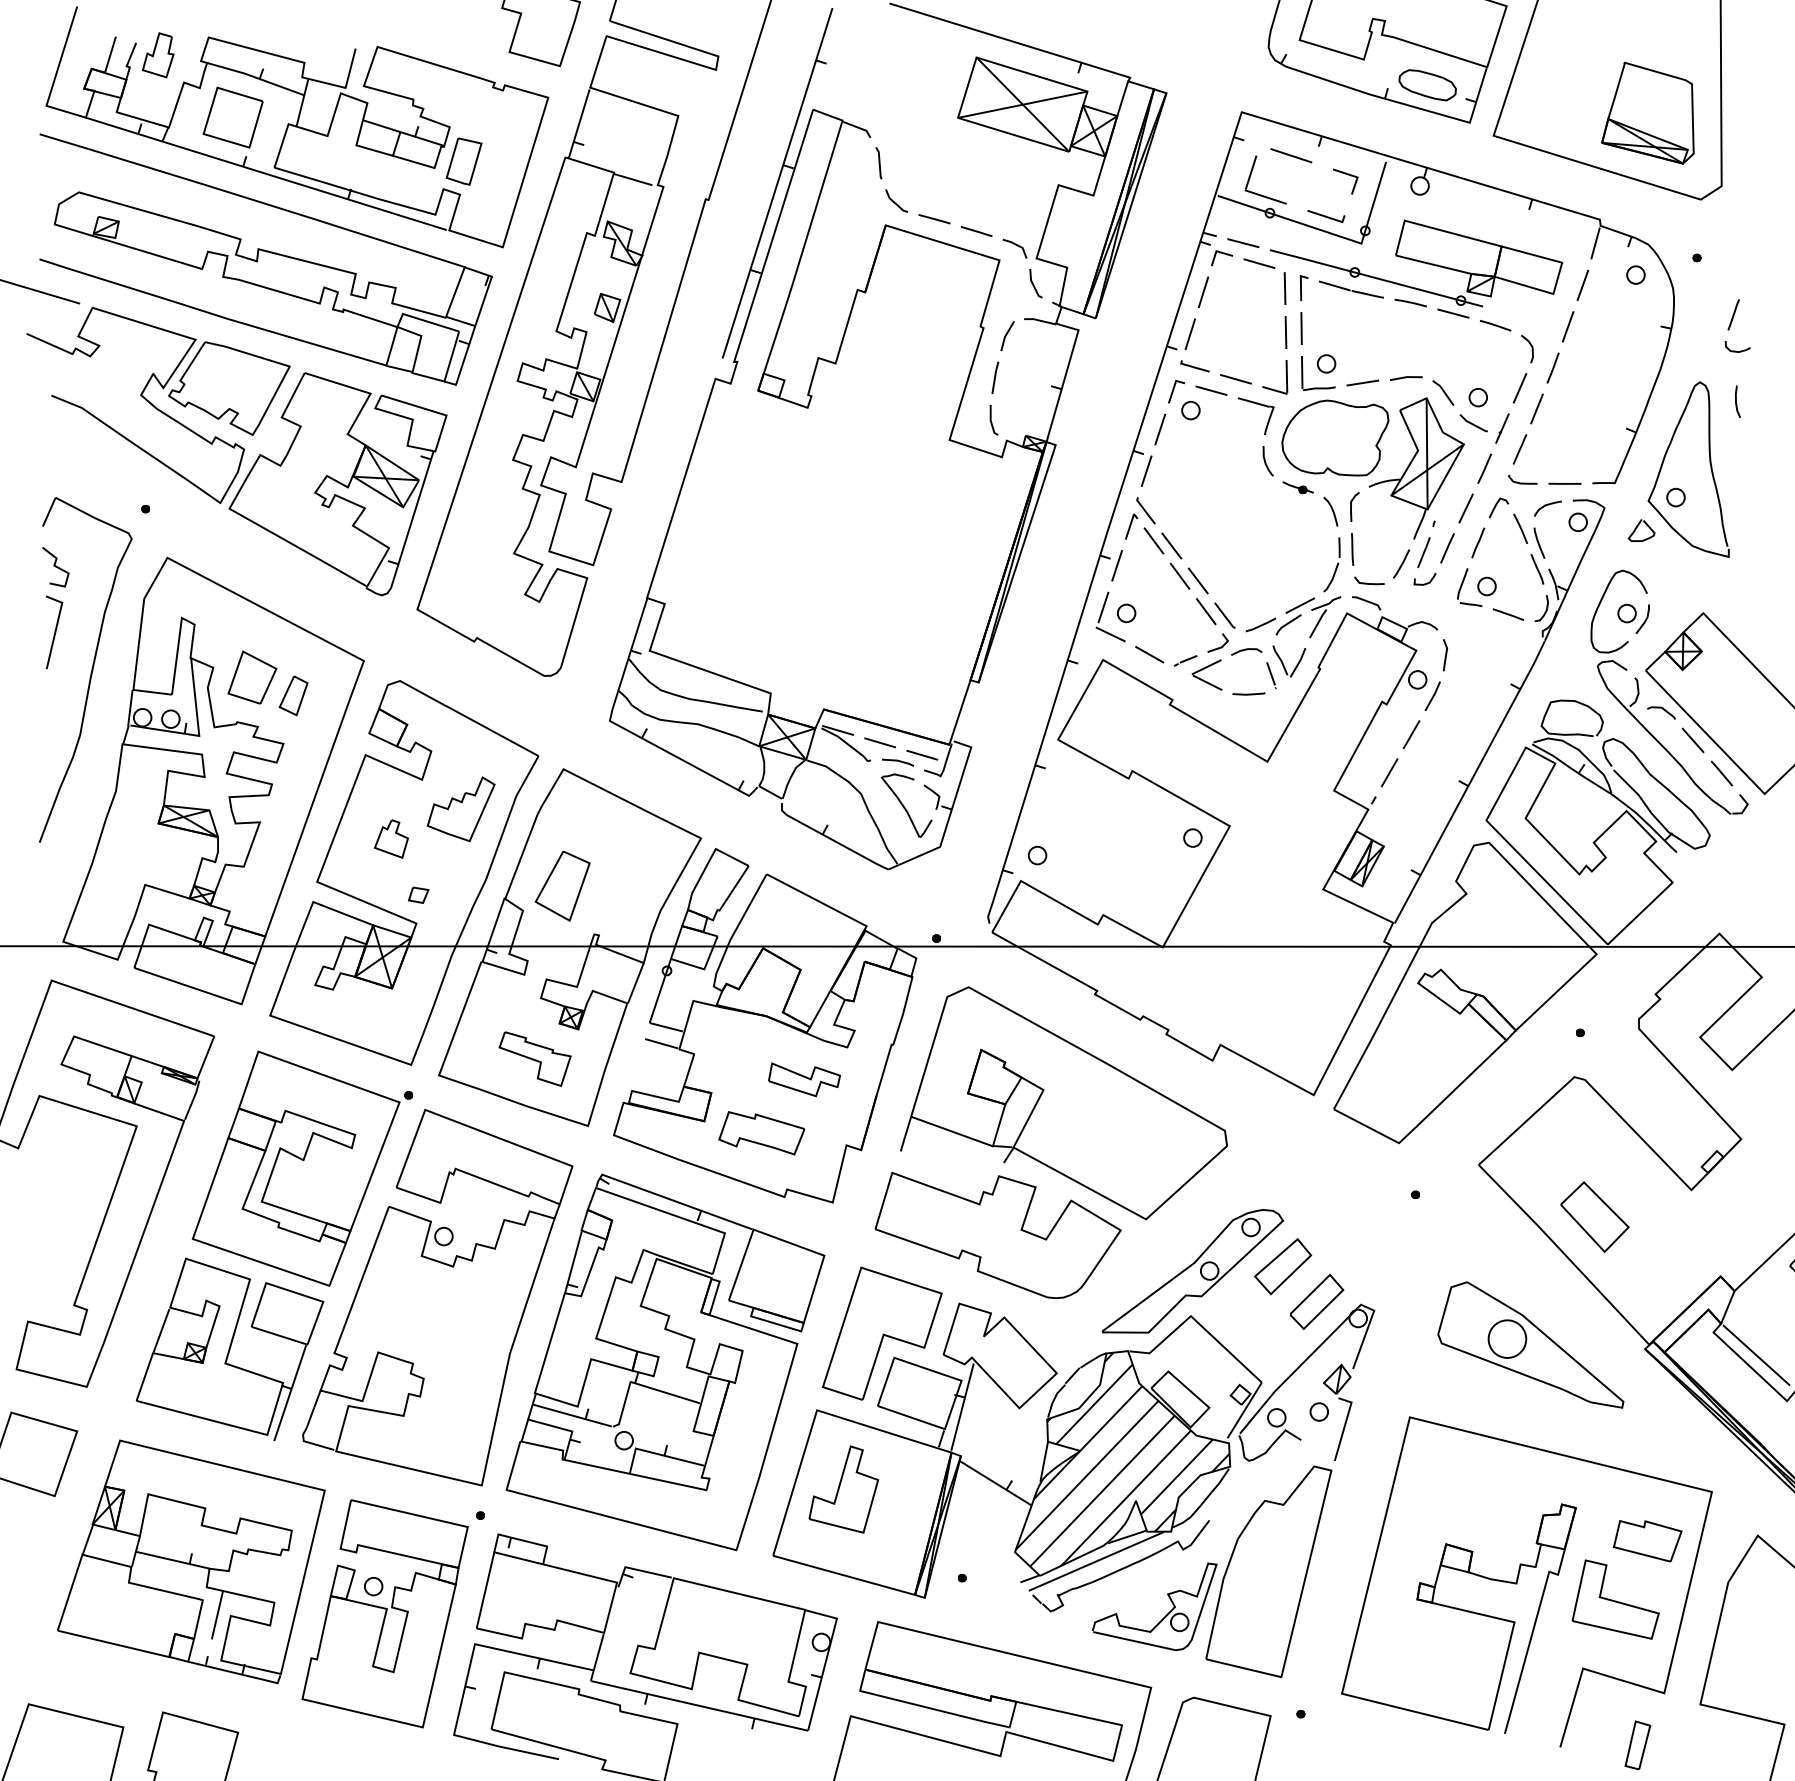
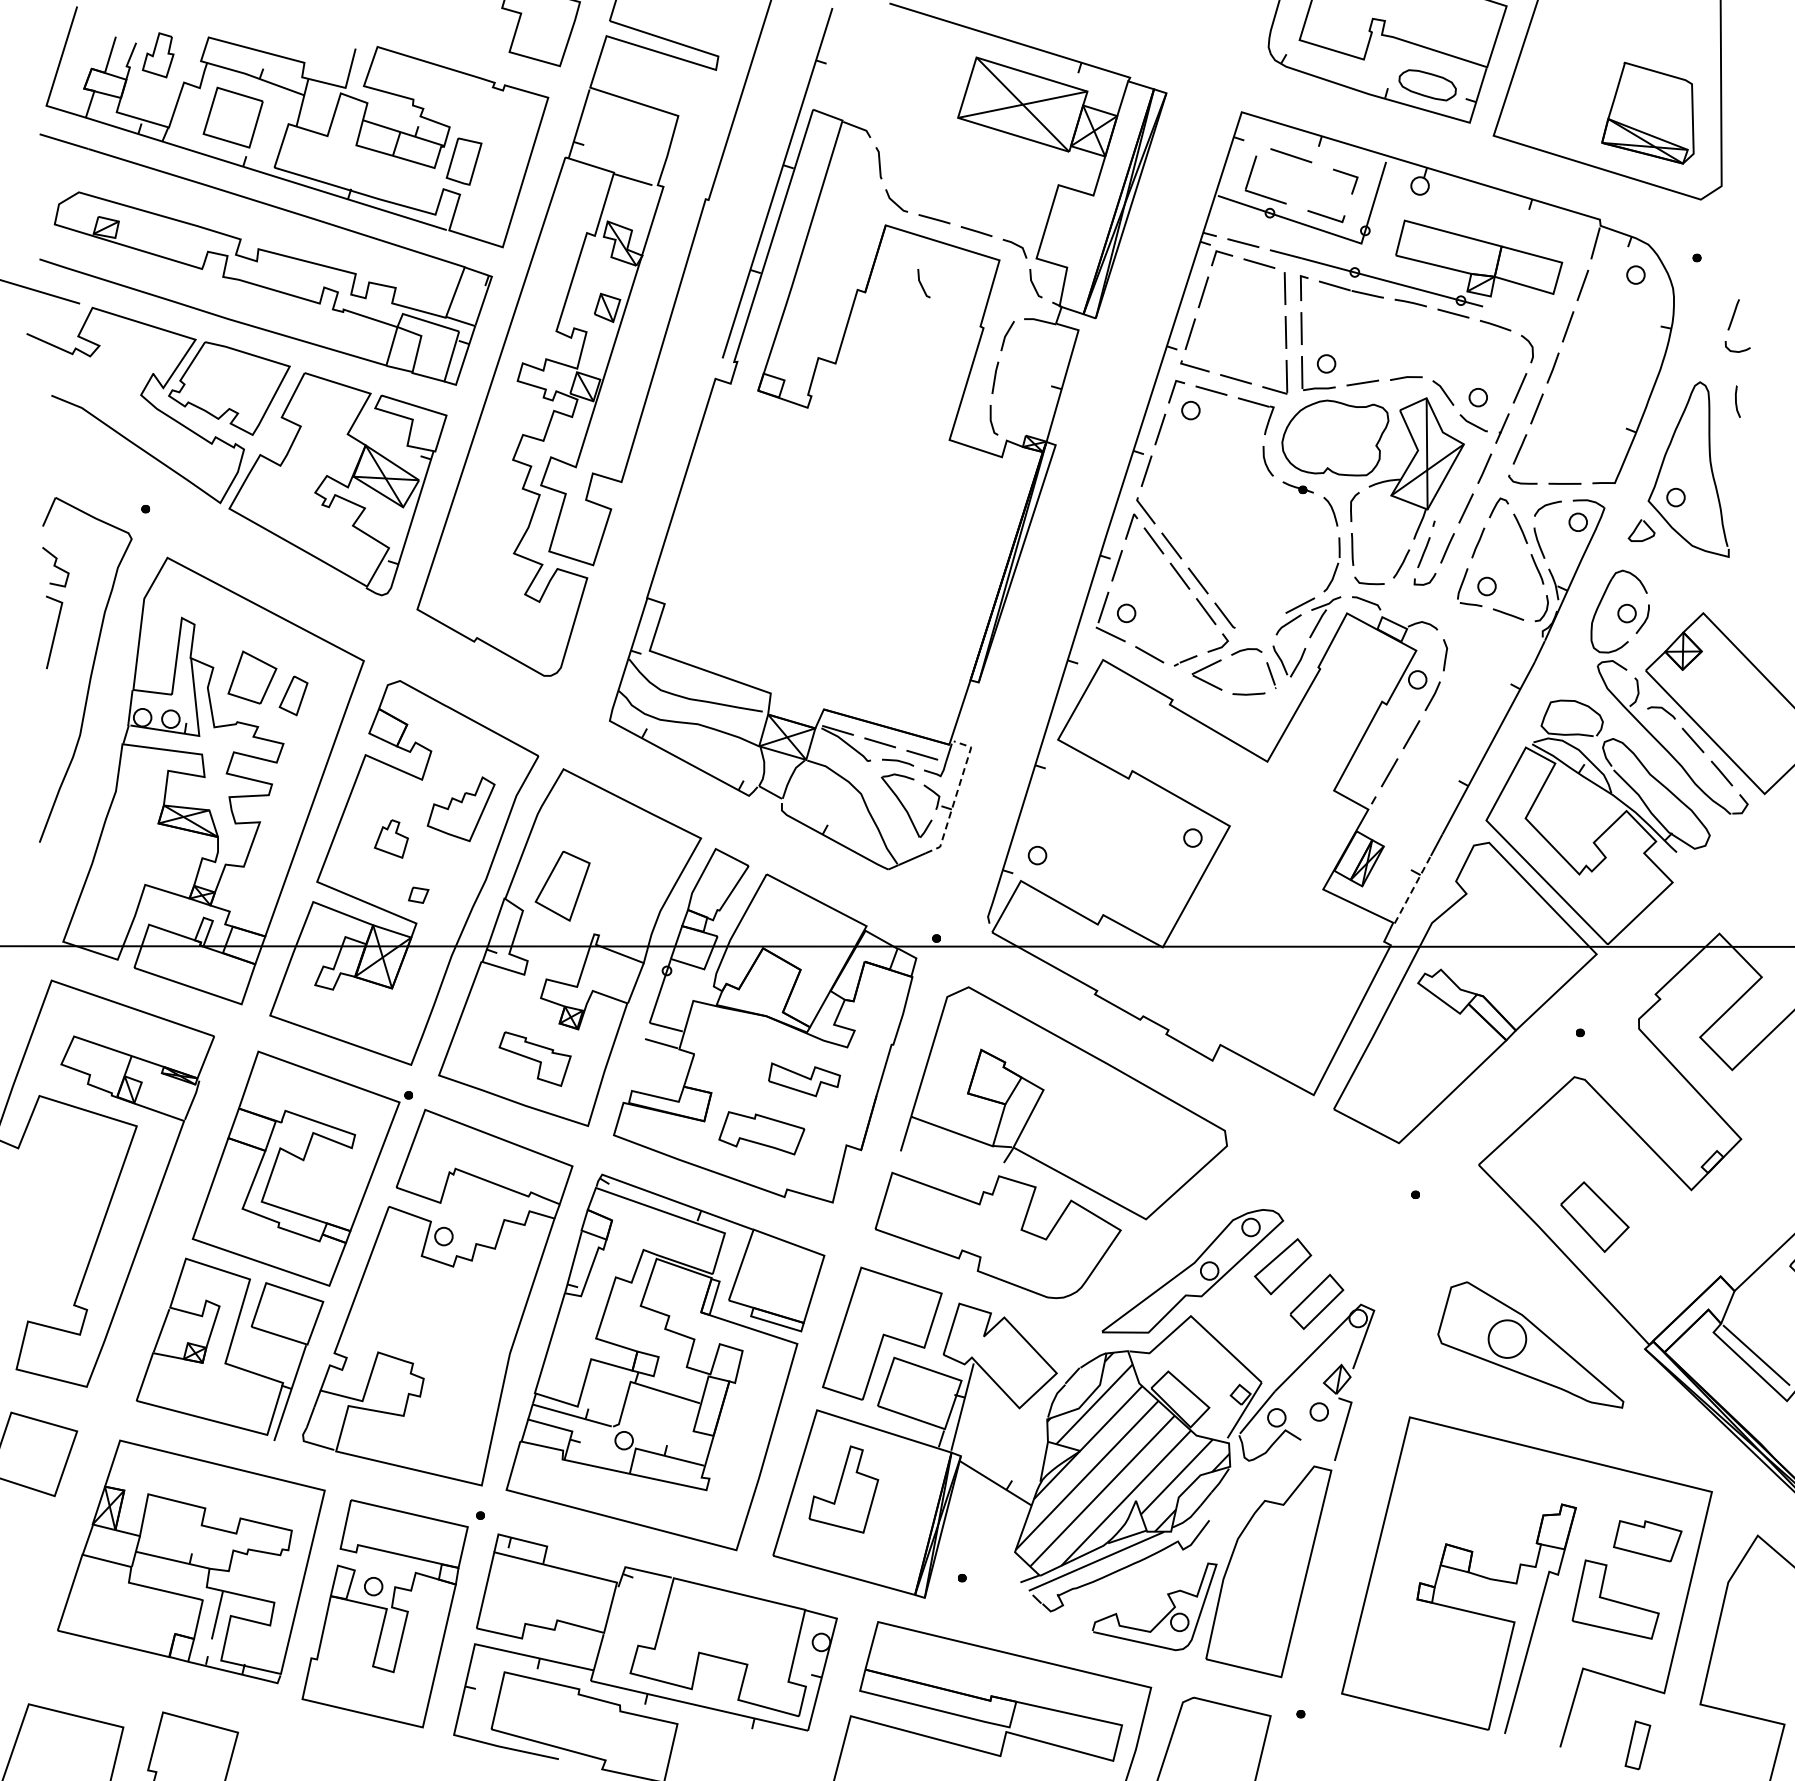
line: none -> present (922, 284)
line: present -> none (1260, 624)
line: solid -> dashed (956, 795)
line: solid -> dashed (1413, 889)
